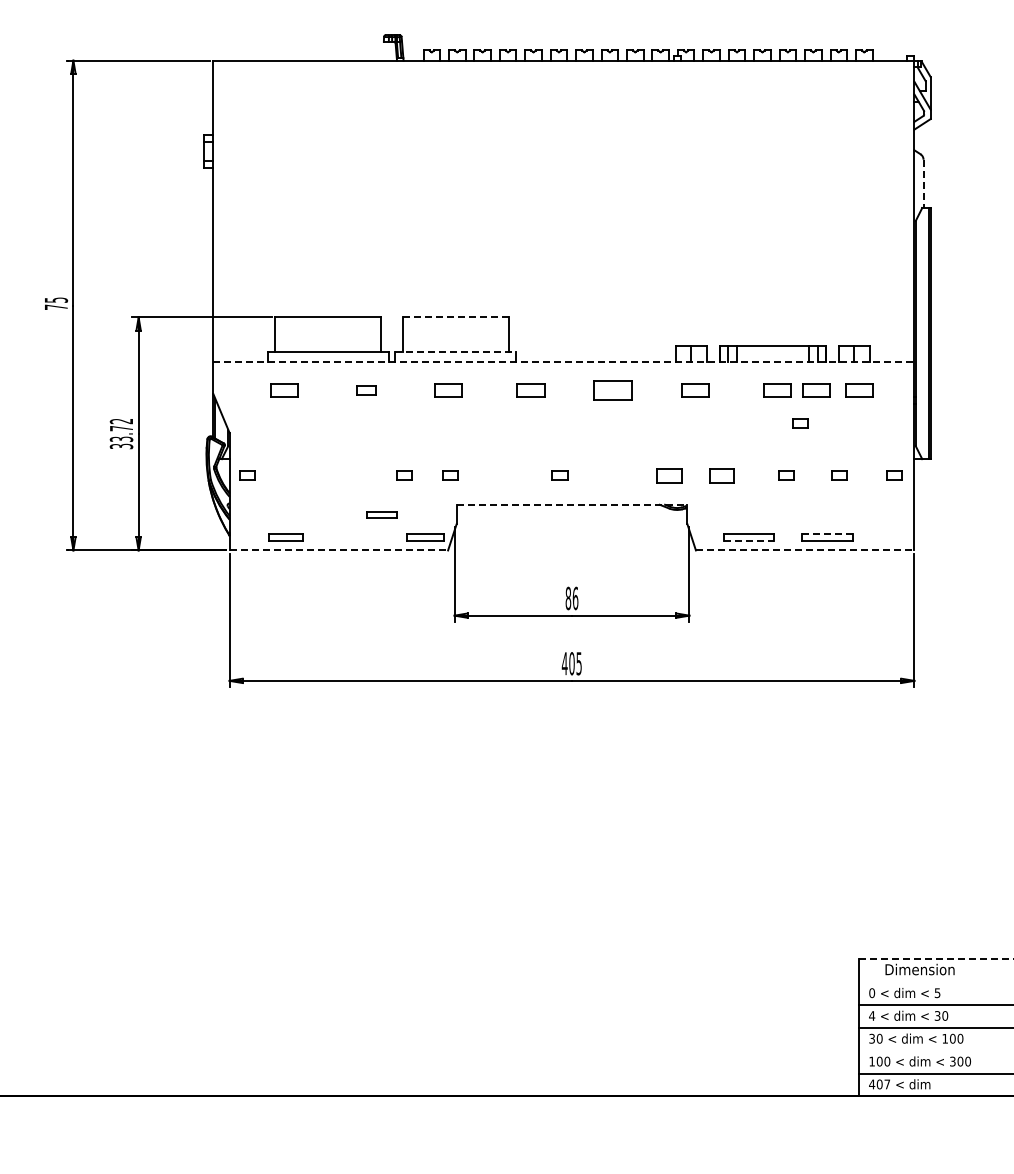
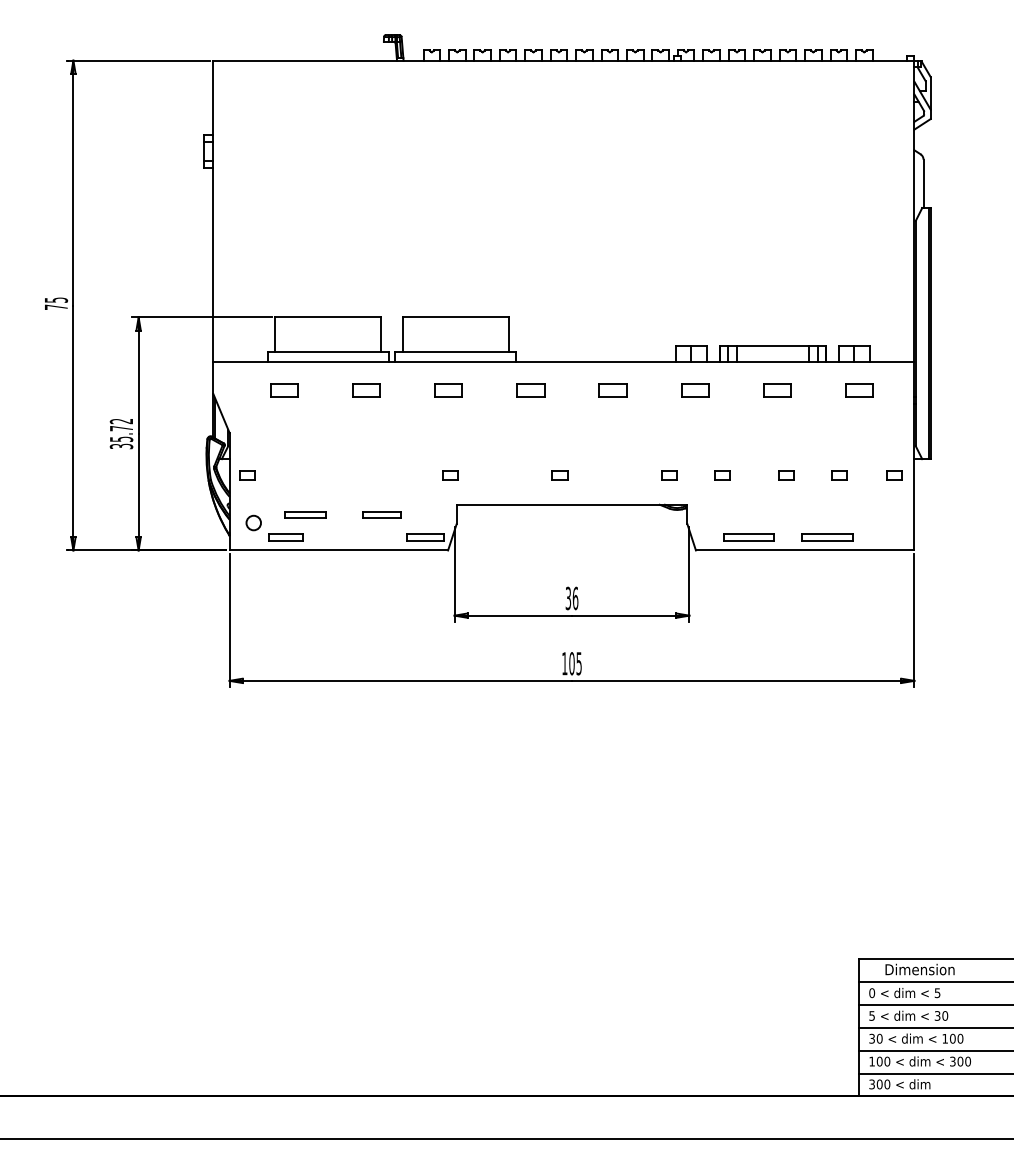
line: dashed -> solid (923, 184)
line: dashed -> solid (456, 317)
line: dashed -> solid (456, 352)
line: dashed -> solid (563, 361)
part size: 21x11 px -> 29x15 px (366, 390)
part size: 40x21 px -> 30x15 px (612, 390)
part: present -> none (816, 390)
part: present -> none (800, 423)
text: 33.72 -> 35.72 (120, 438)
part: present -> none (404, 475)
part size: 27x16 px -> 17x11 px (669, 475)
part size: 26x16 px -> 17x11 px (722, 475)
line: dashed -> solid (572, 504)
part: none -> present (305, 514)
part size: 32x8 px -> 40x8 px (381, 514)
circle: none -> present (253, 522)
line: dashed -> solid (826, 534)
line: dashed -> solid (749, 540)
line: dashed -> solid (339, 550)
line: dashed -> solid (805, 550)
text: 86 -> 36 (568, 598)
text: 405 -> 105 (564, 663)
line: dashed -> solid (936, 959)
line: none -> present (934, 982)
text: 4 -> 5 (872, 1015)
line: none -> present (934, 1050)
text: 407 -> 300 (879, 1084)
line: none -> present (506, 1138)
